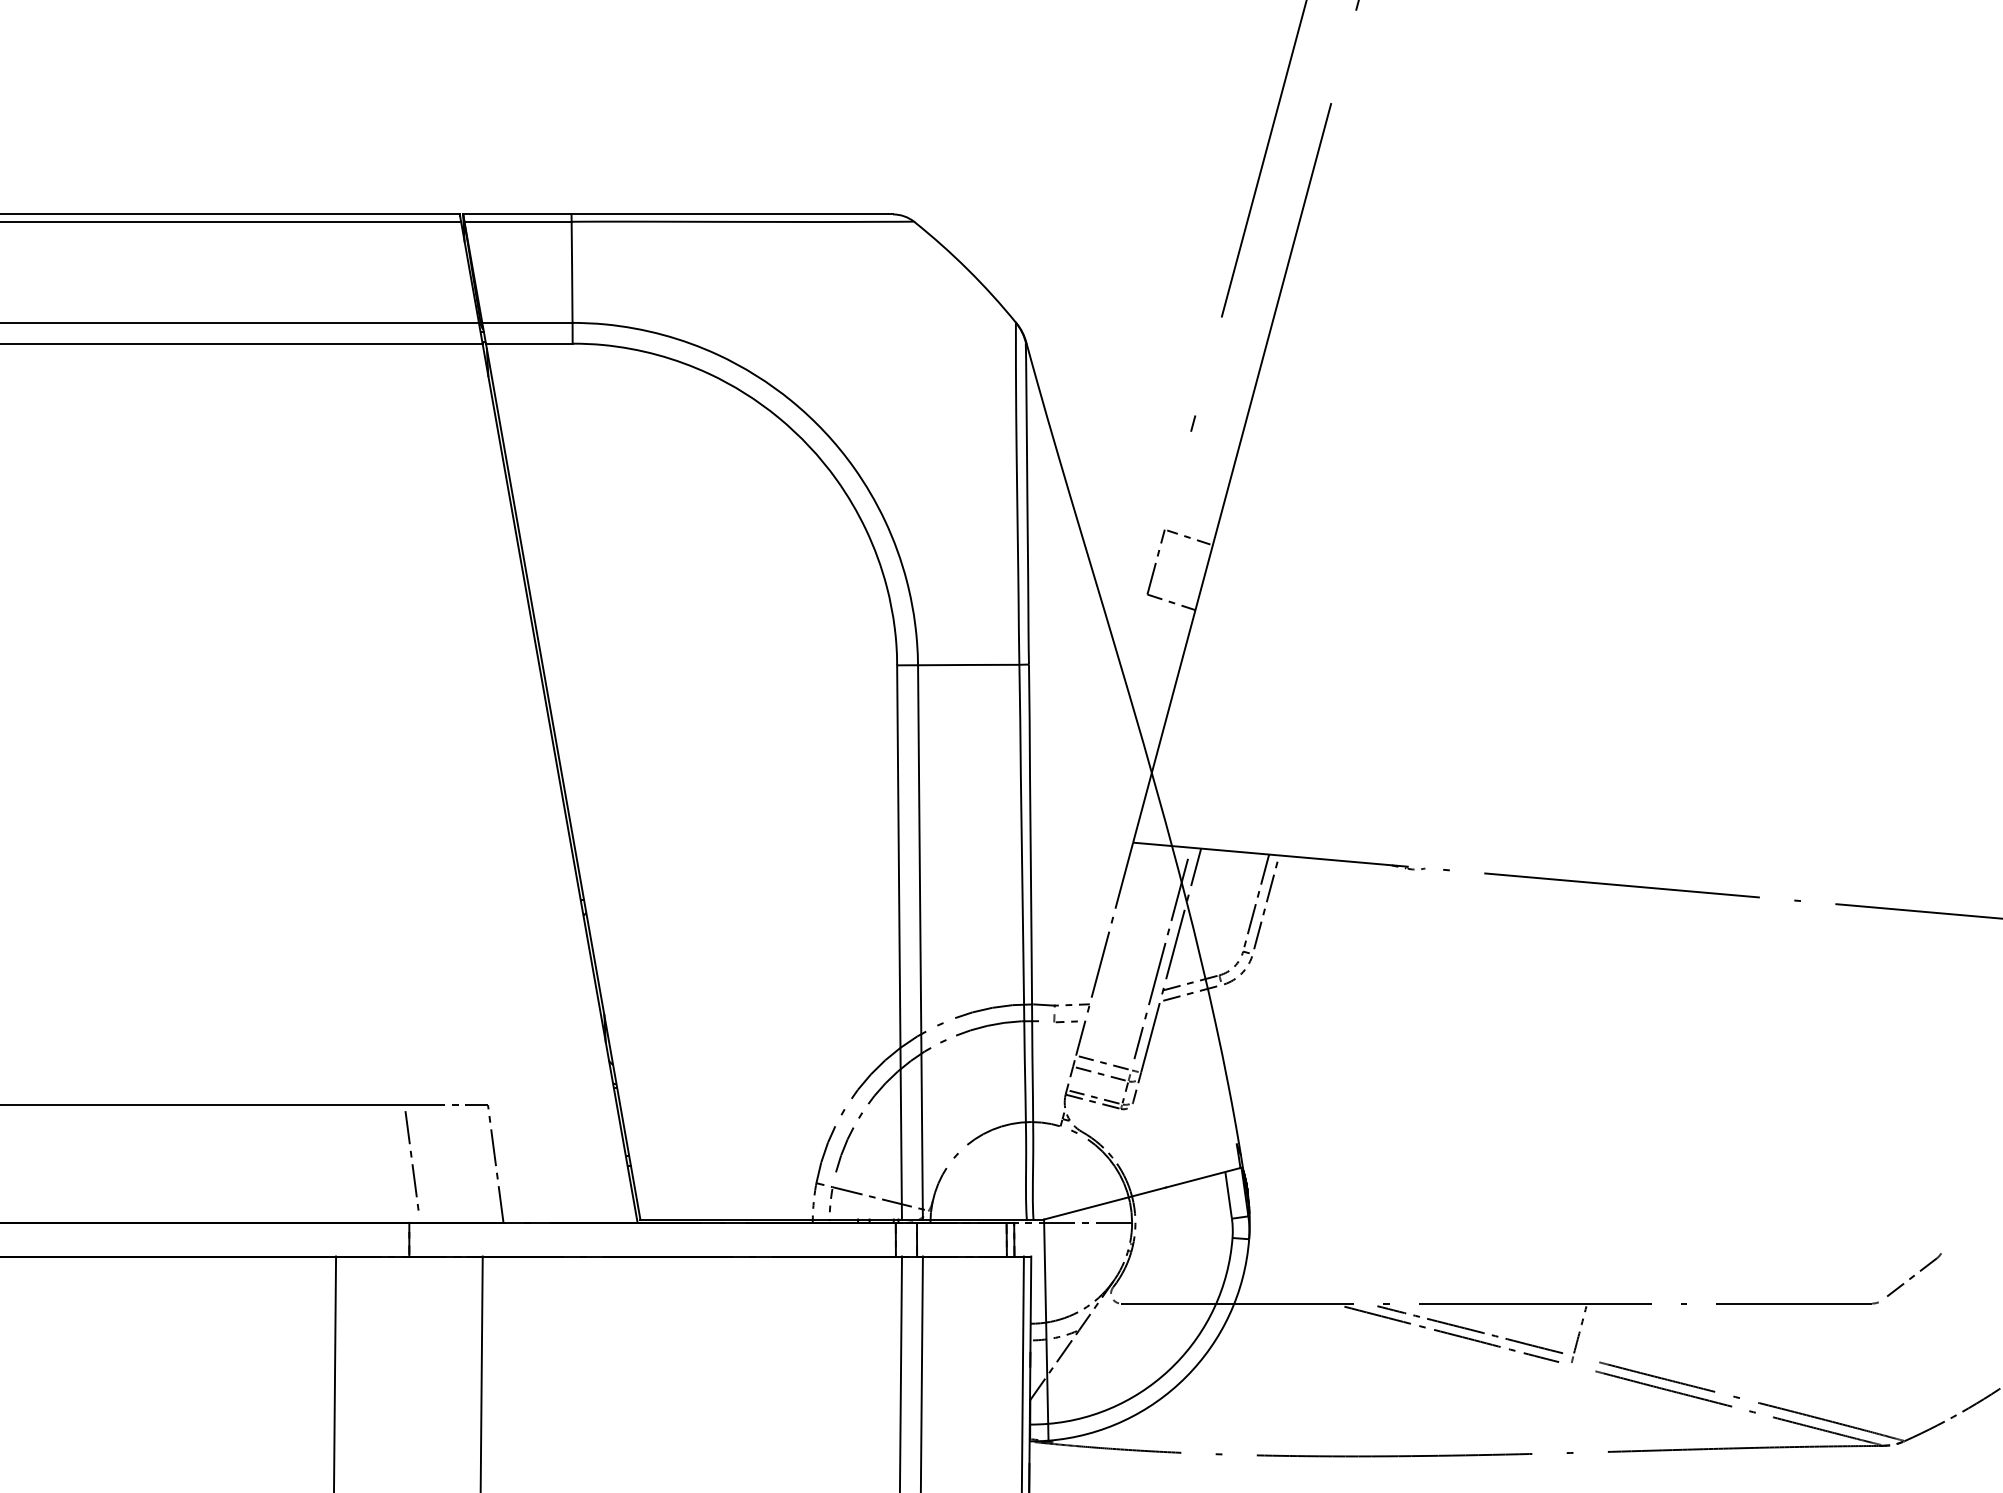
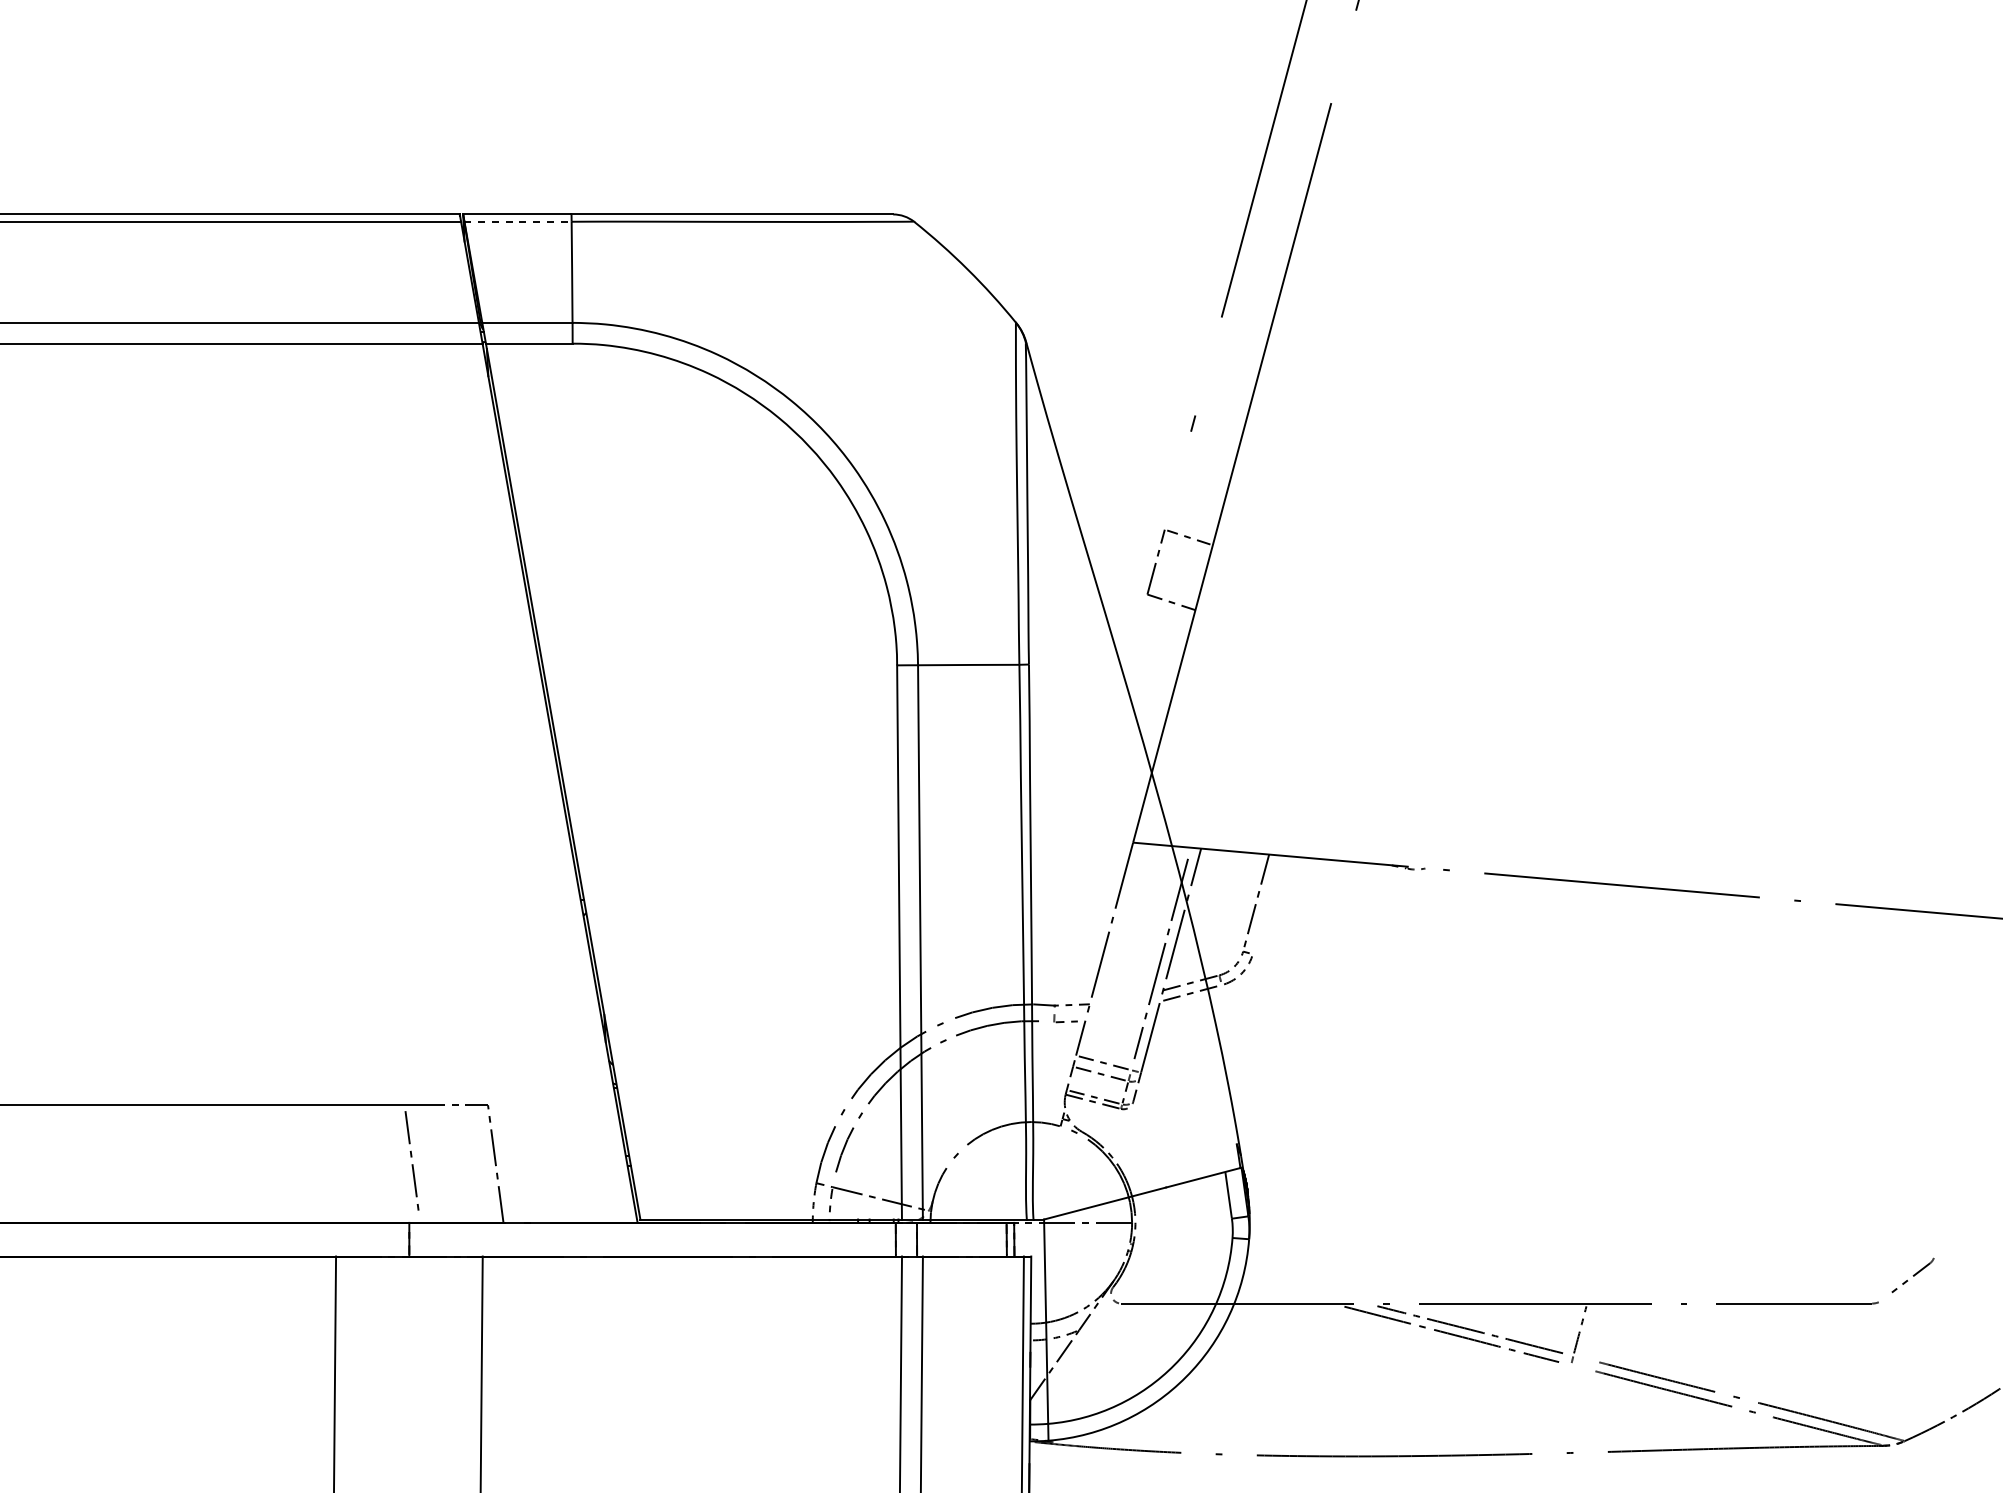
line: solid -> dashed (518, 221)
line: present -> none (1265, 904)
part size: 56x44 px -> 44x37 px (1912, 1275)
